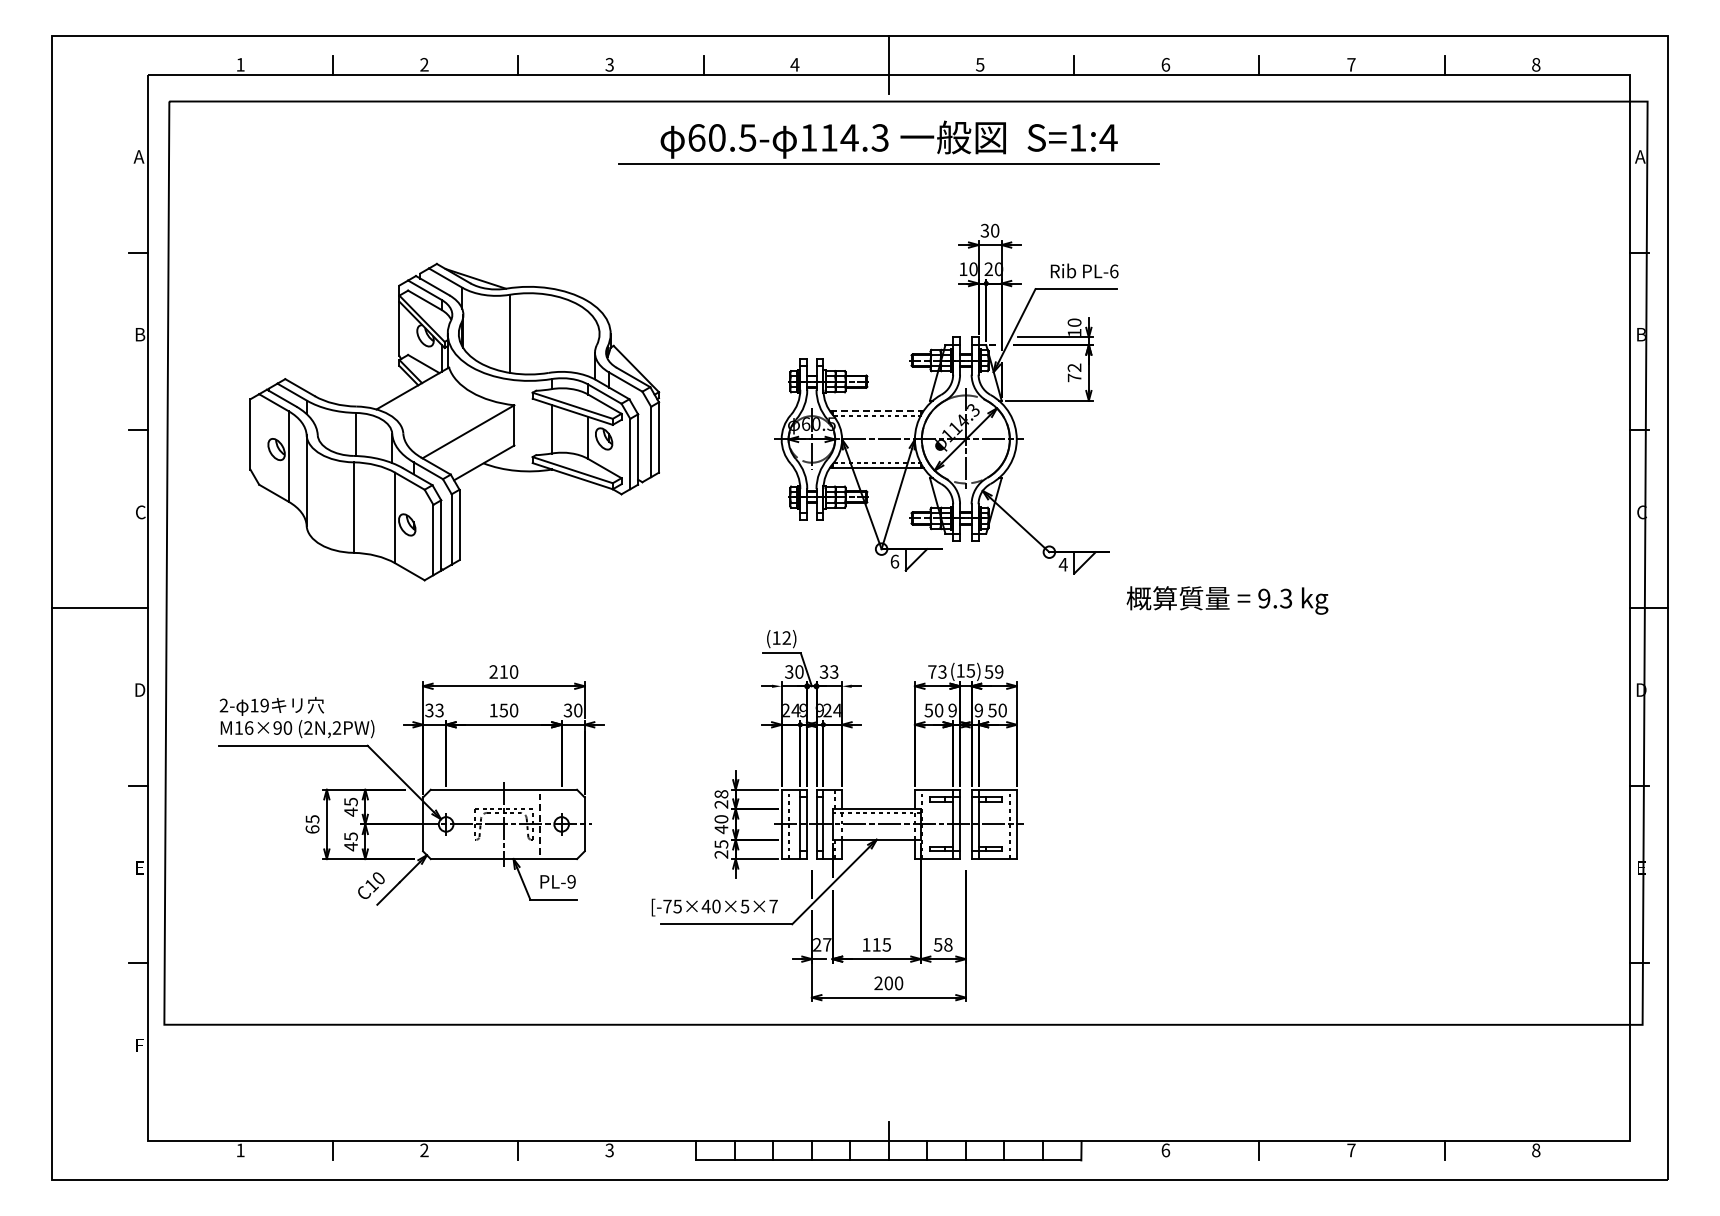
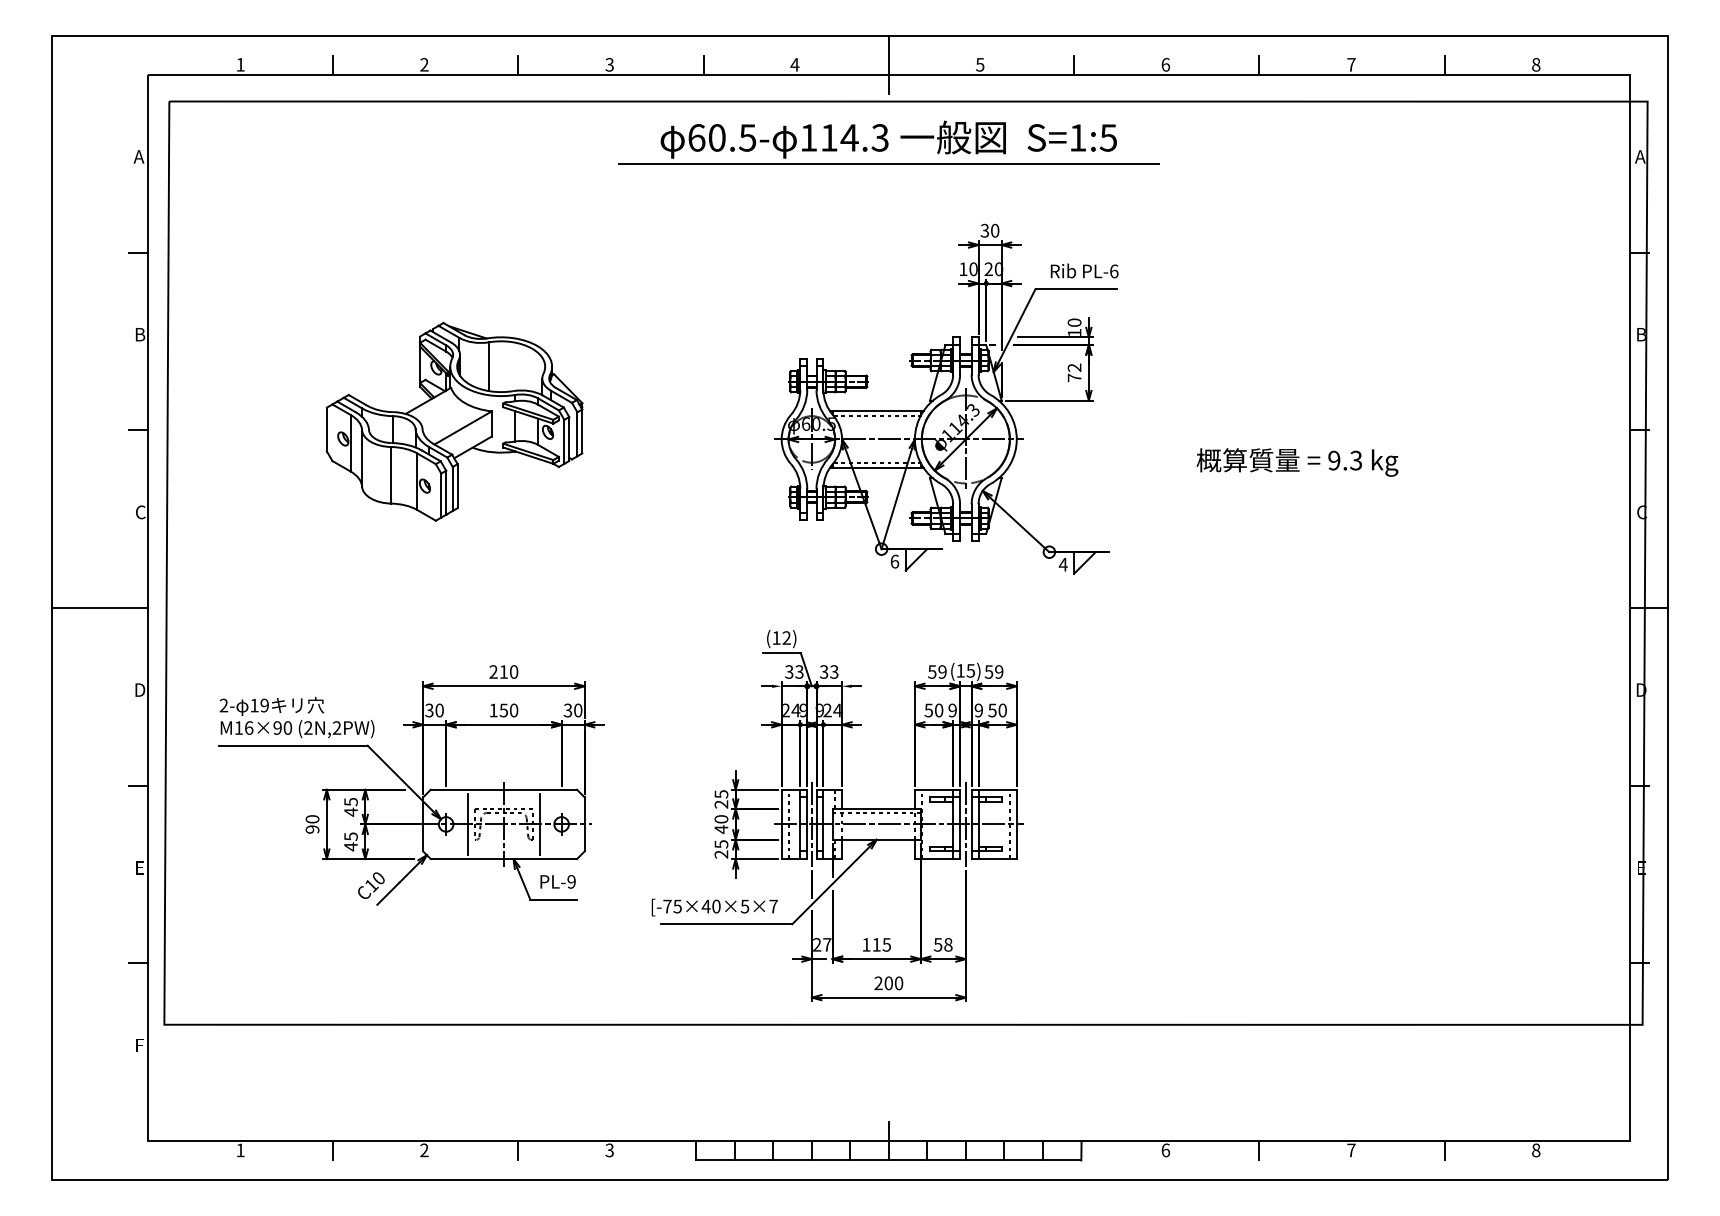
text: S=1:4 -> S=1:5 (1108, 137)
line: dashed -> solid (877, 410)
part size: 412x320 px -> 259x201 px (454, 421)
text position: (1227, 600) -> (1297, 462) (1297, 462)
text: 30 -> 33 (799, 671)
text: 73 -> 59 (937, 671)
text: 33 -> 30 (439, 710)
text: 28 -> 25 (721, 794)
text: 65 -> 90 (312, 824)
line: none -> present (467, 824)
line: dashed -> solid (540, 824)
line: none -> present (811, 824)
line: none -> present (965, 824)
